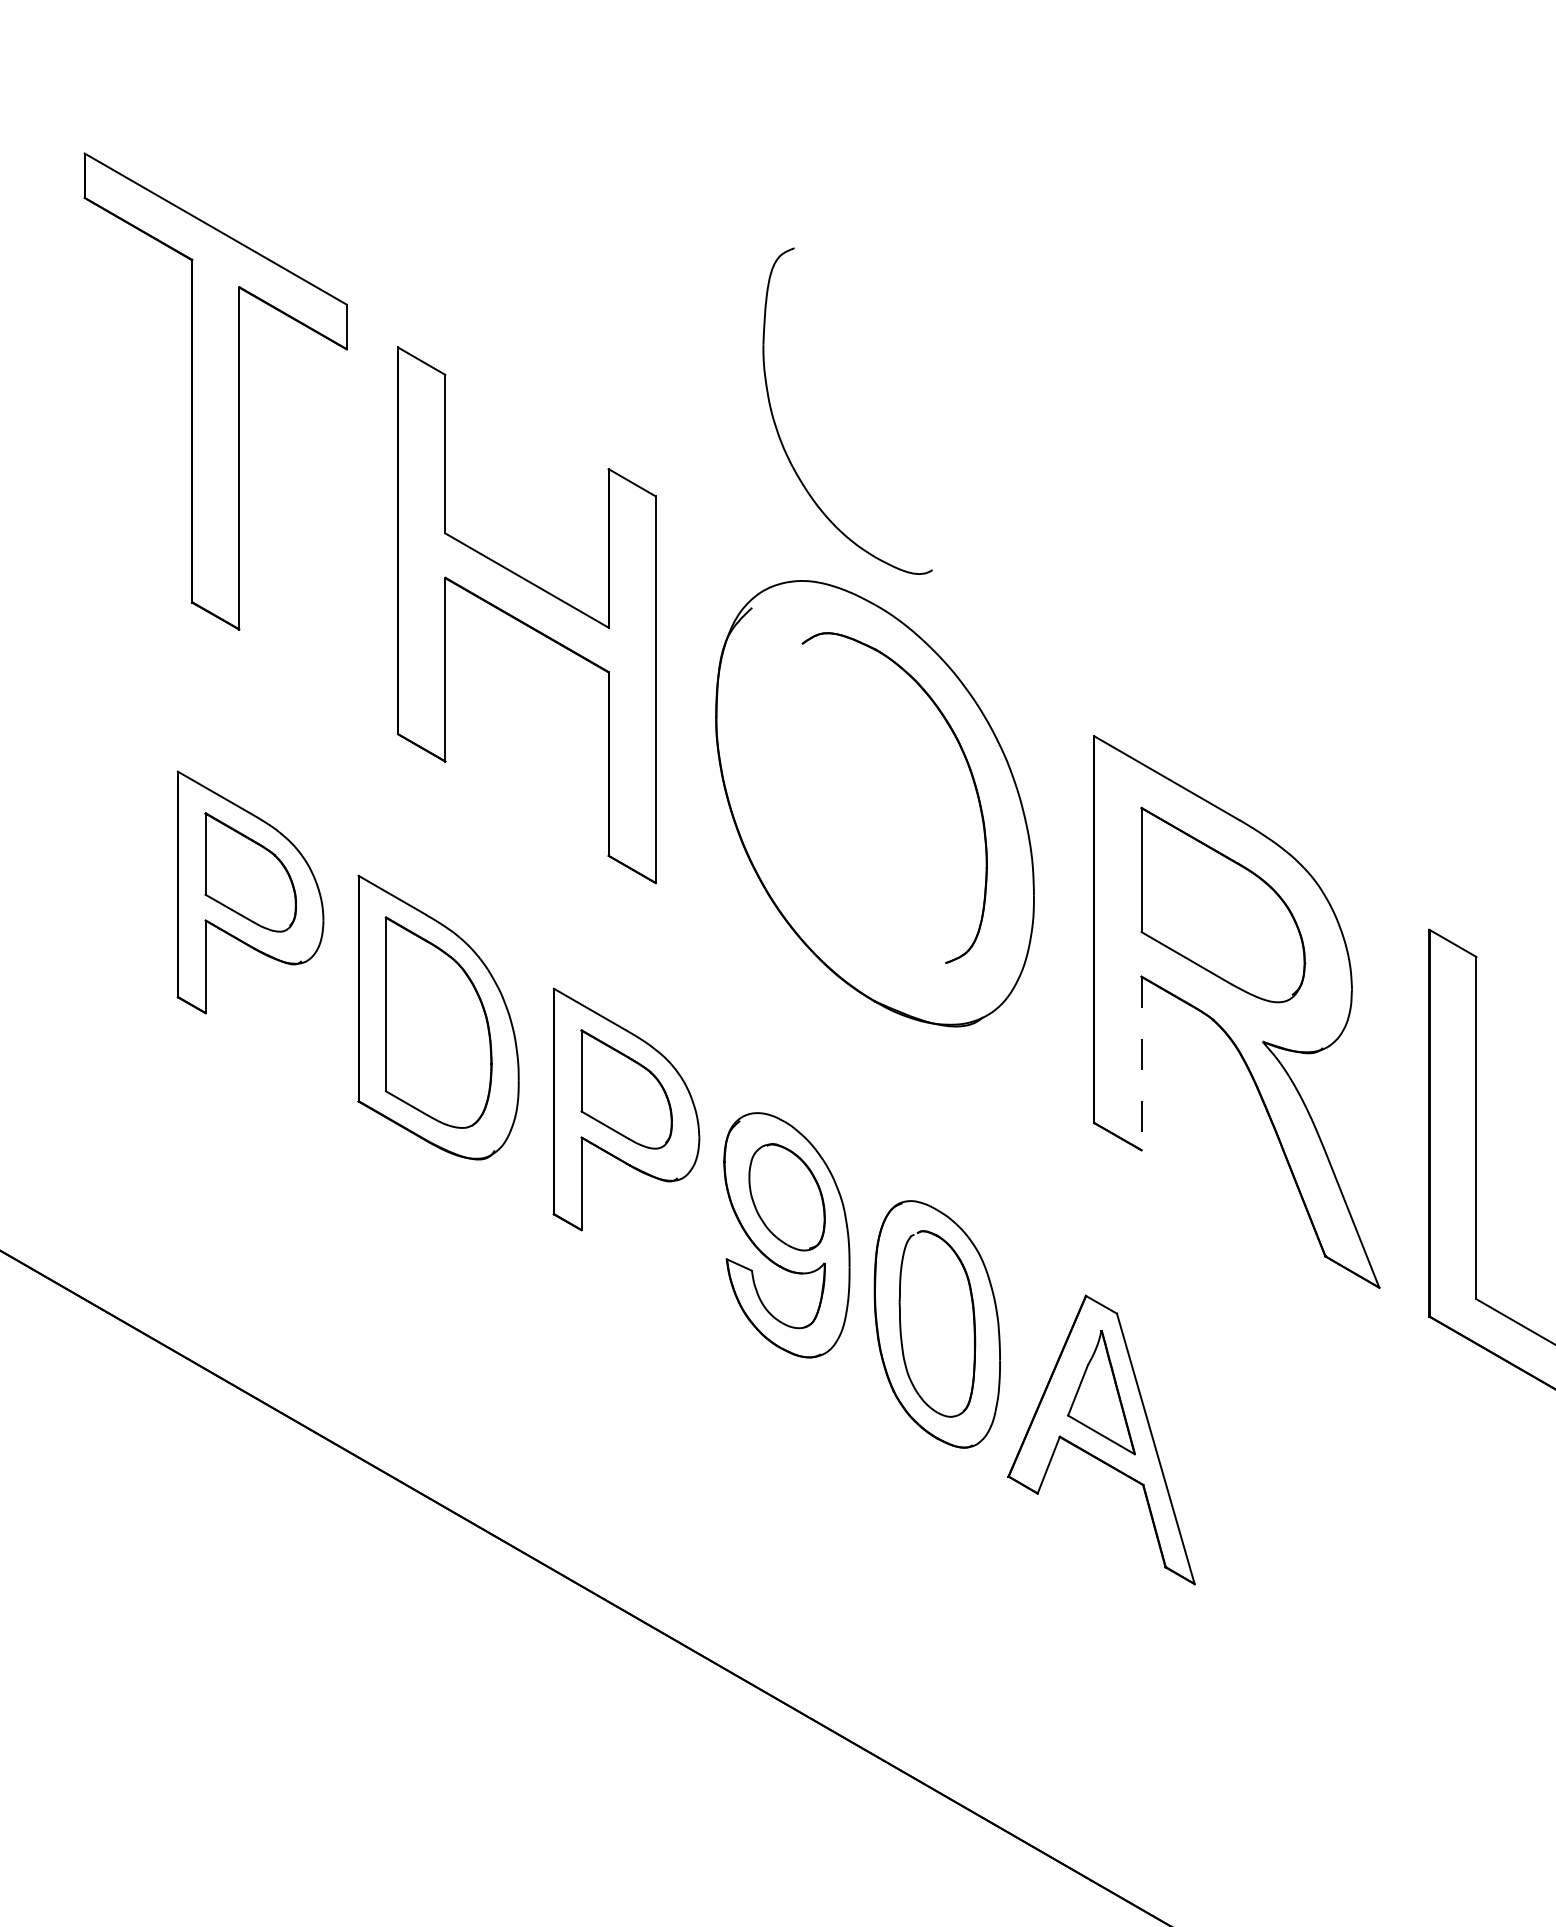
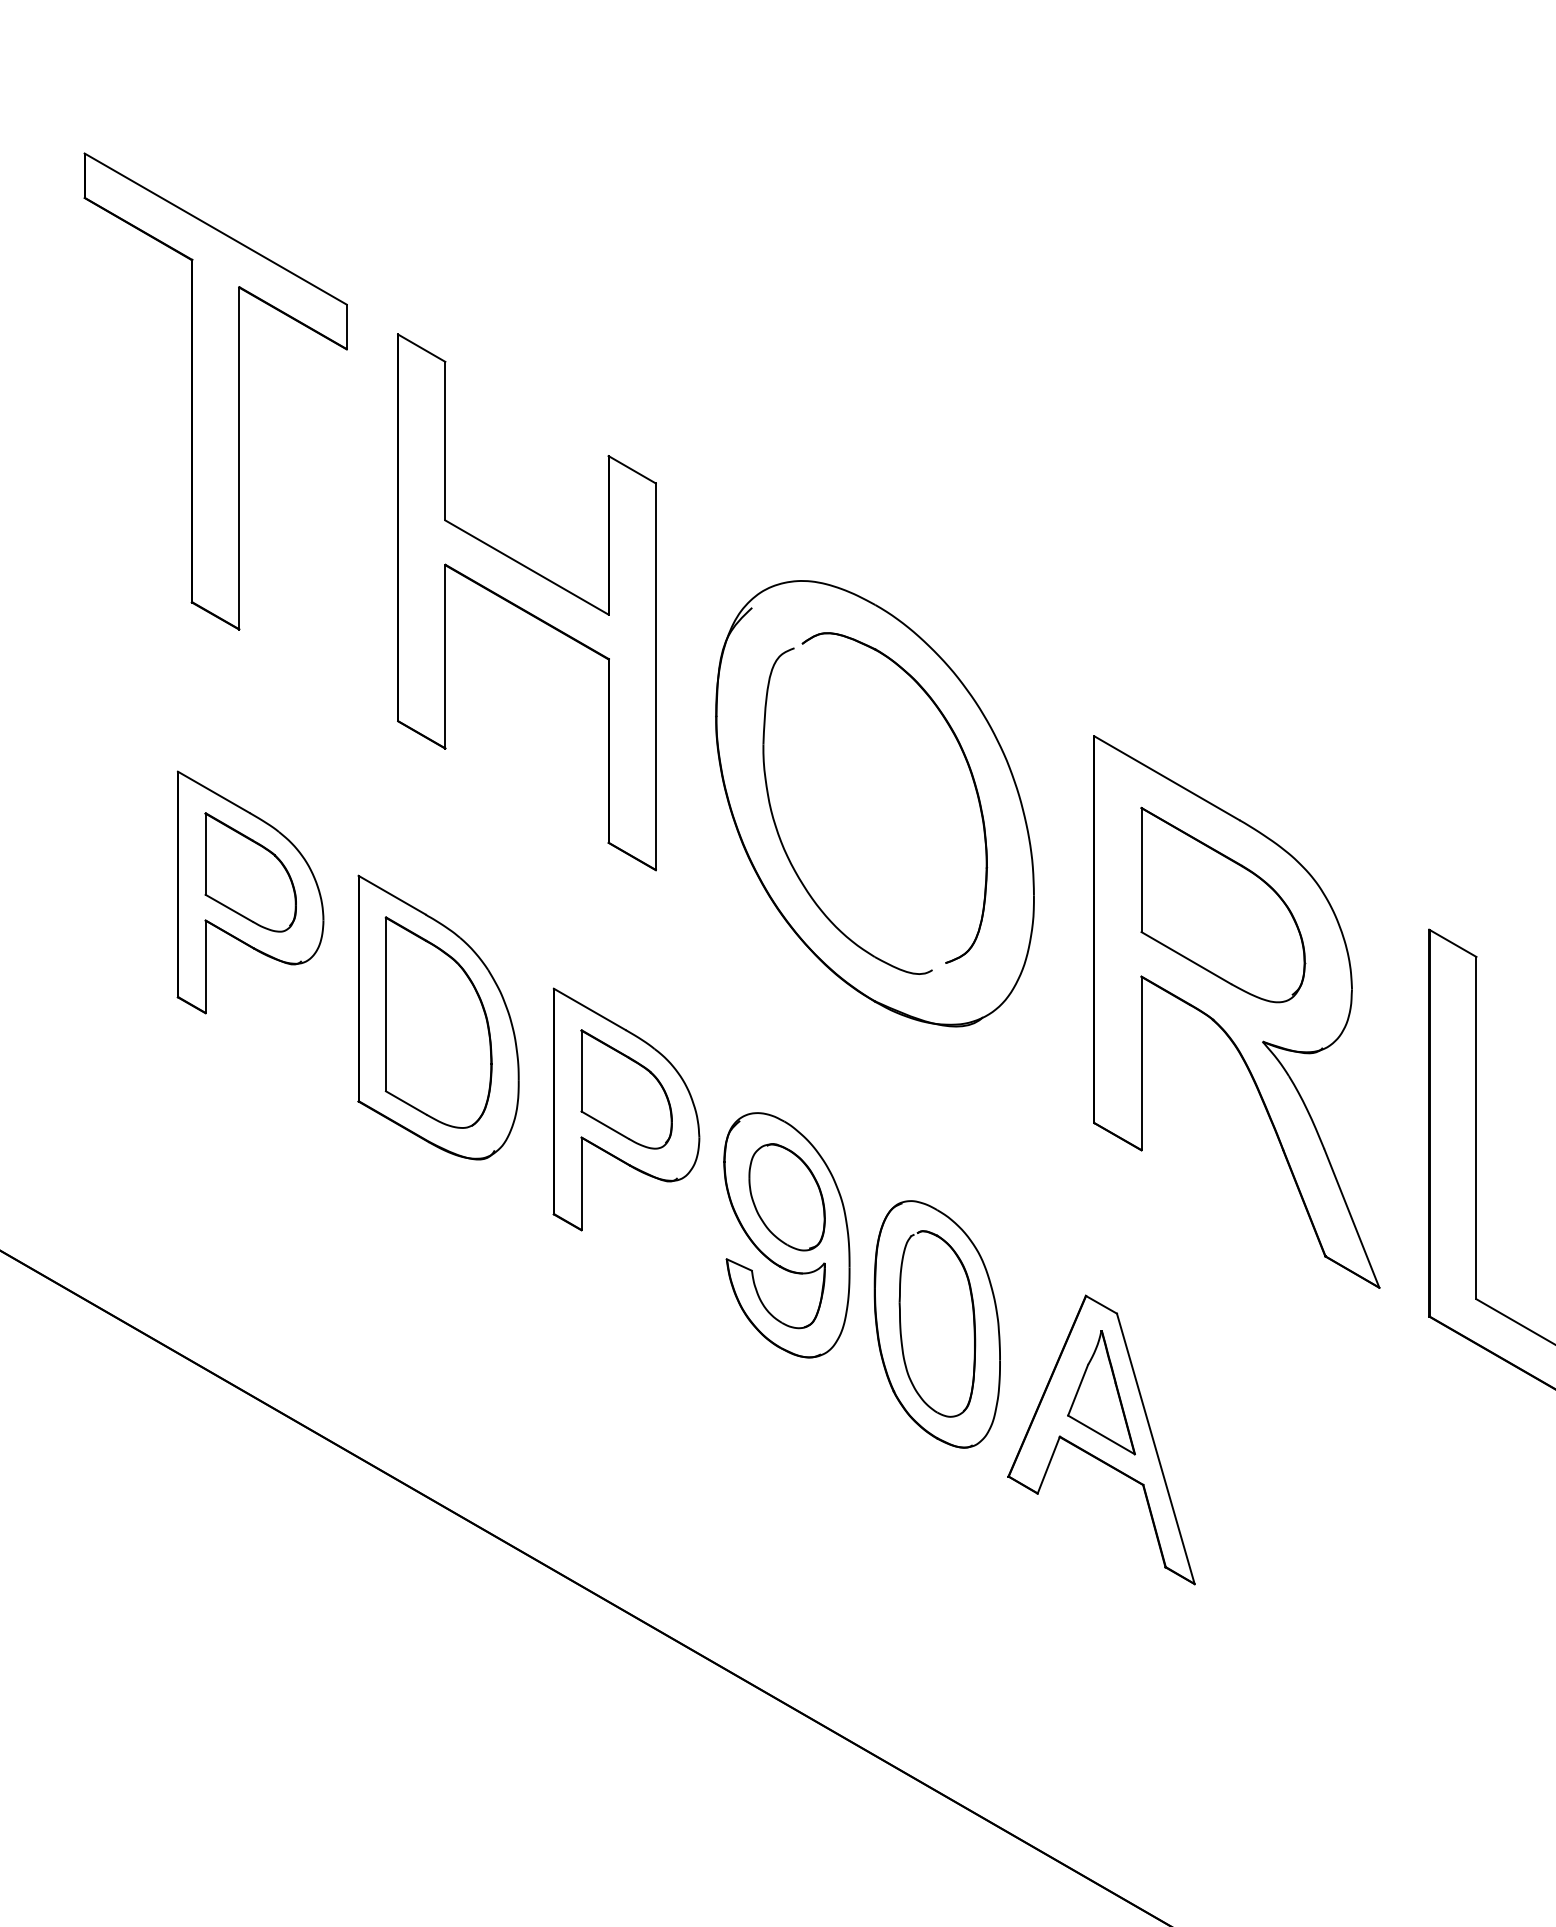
part position: (778, 430) -> (778, 830) (778, 830)
part position: (526, 615) -> (526, 602) (526, 602)
line: dashed -> solid (1141, 1063)
